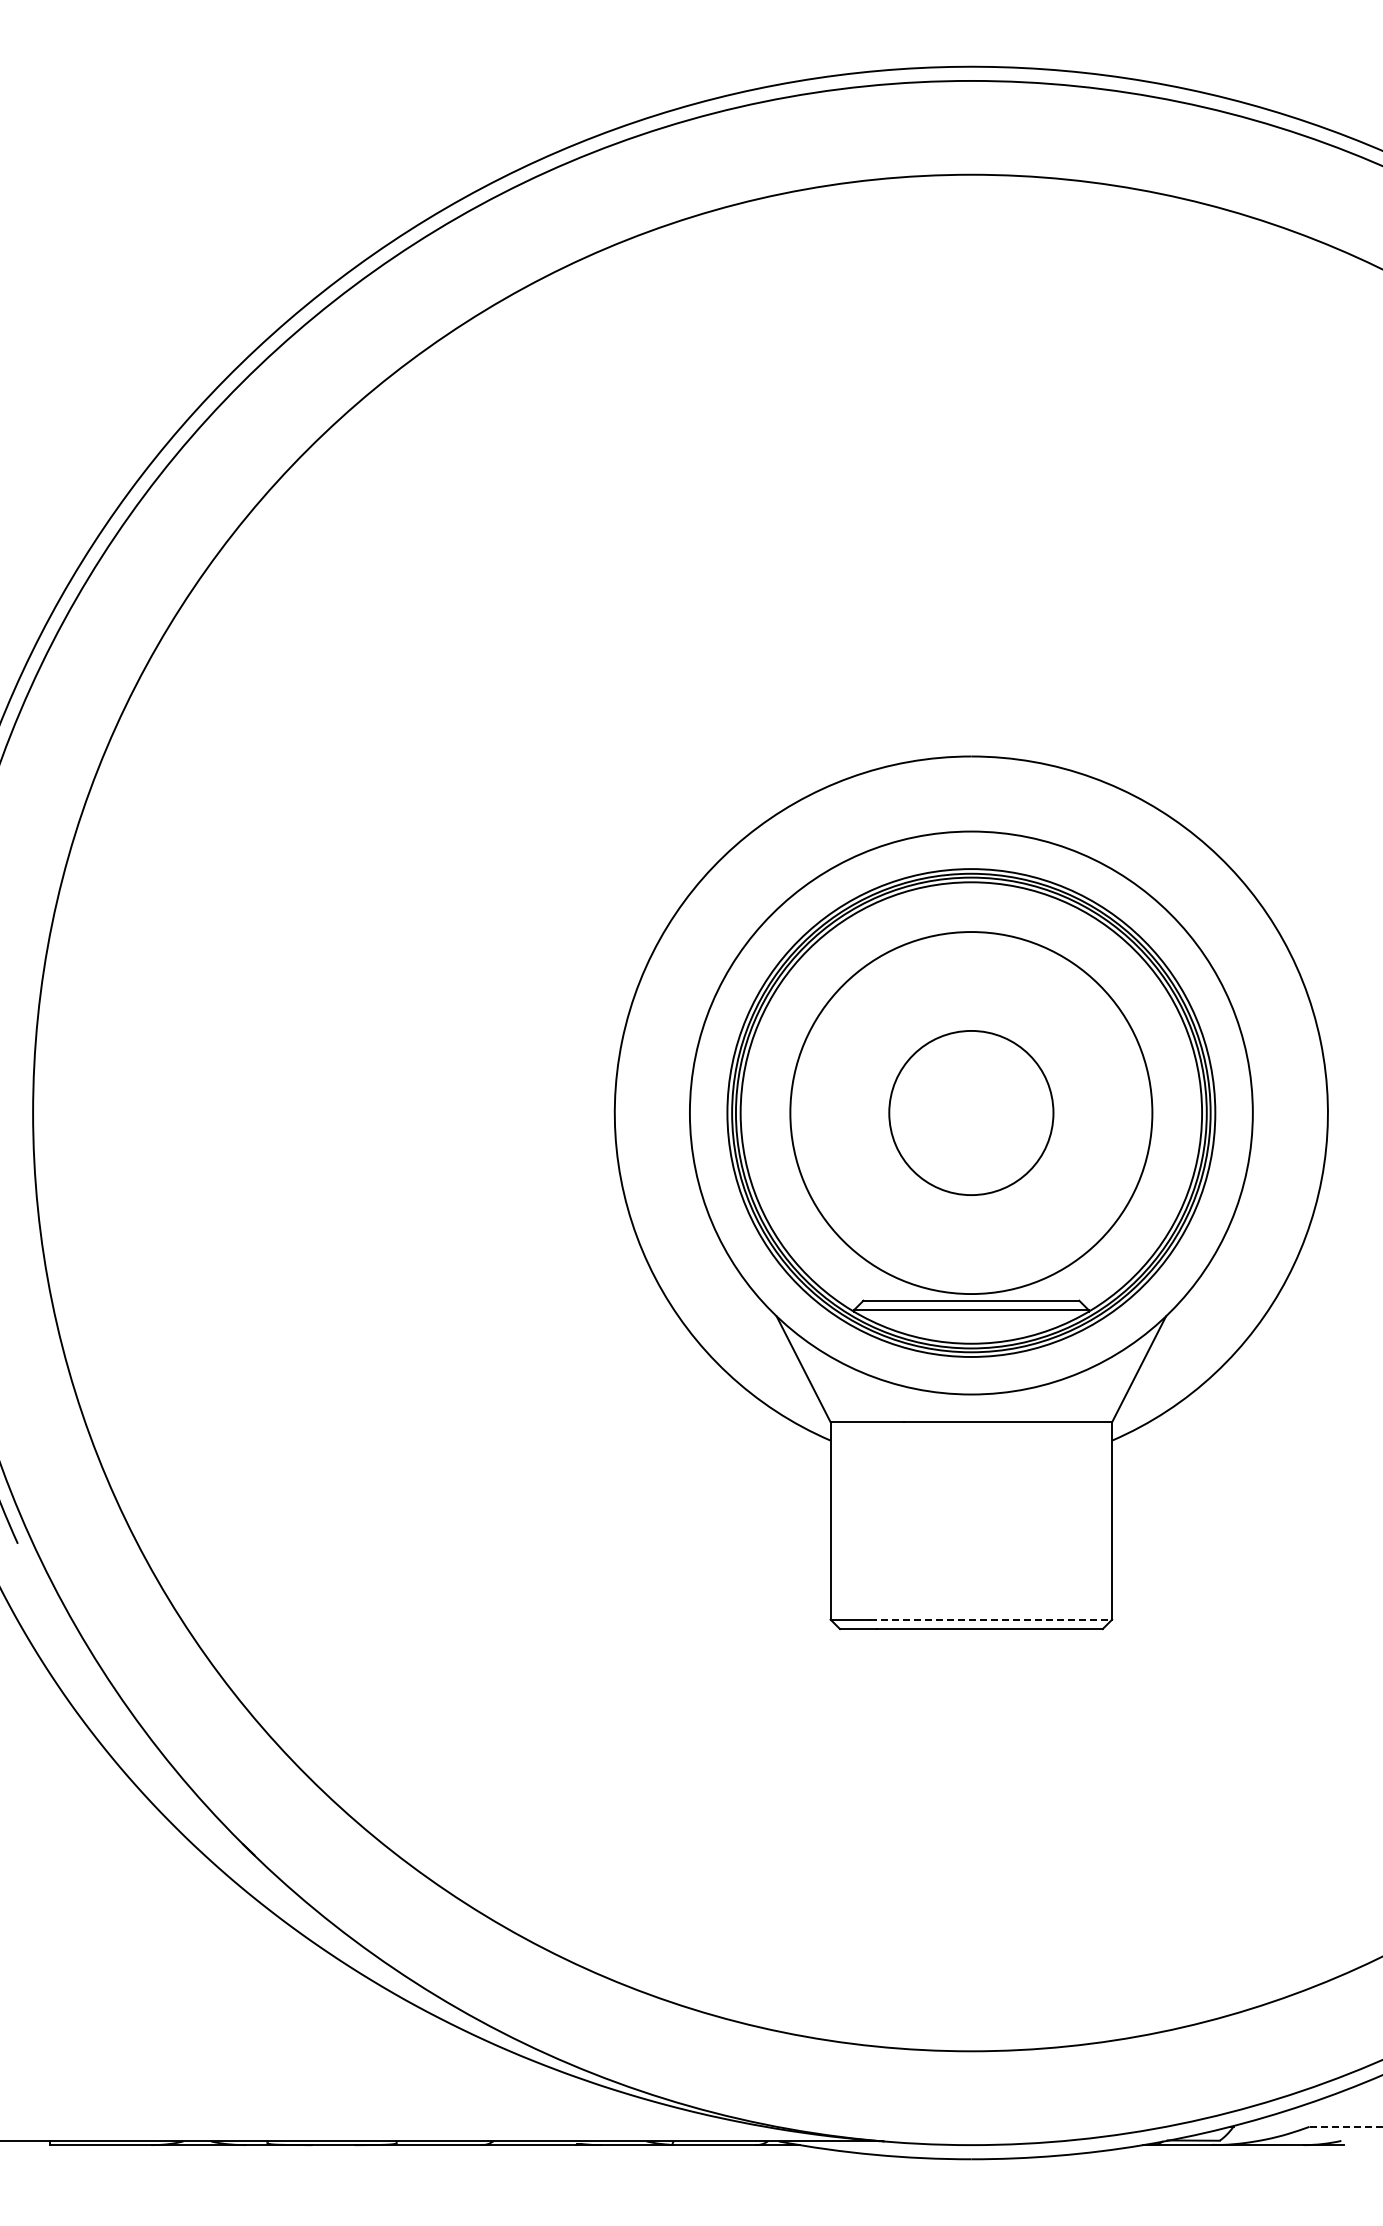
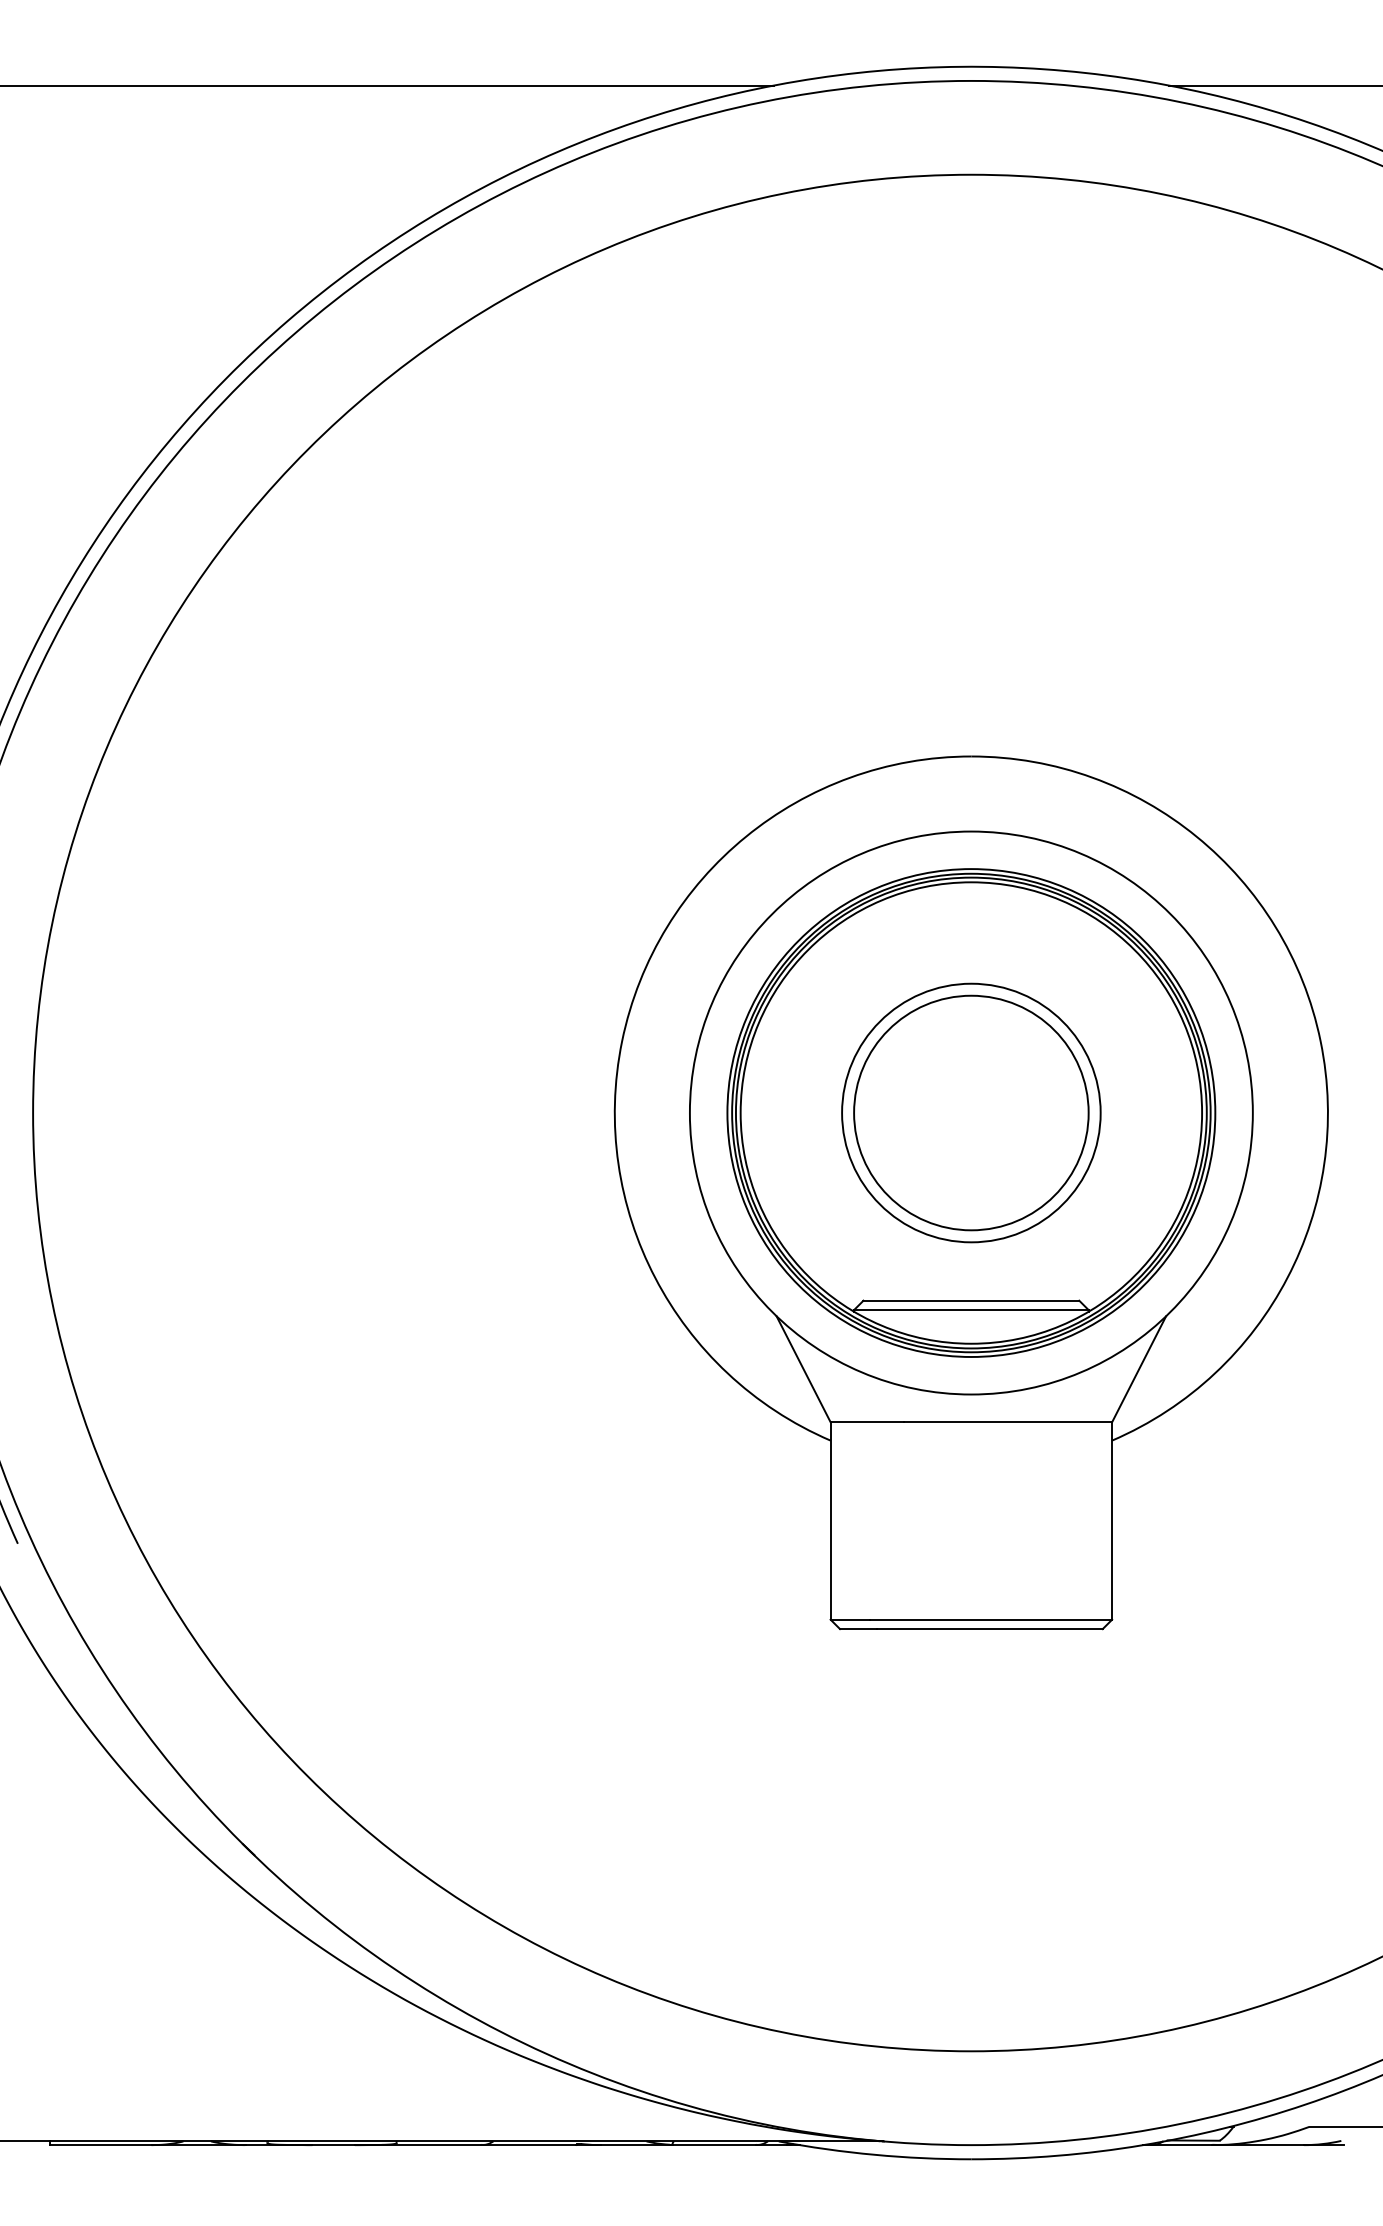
line: none -> present (387, 85)
line: none -> present (1273, 85)
circle diameter: 164 px -> 235 px (971, 1112)
circle diameter: 362 px -> 259 px (971, 1112)
line: dashed -> solid (991, 1619)
line: dashed -> solid (1346, 2126)
